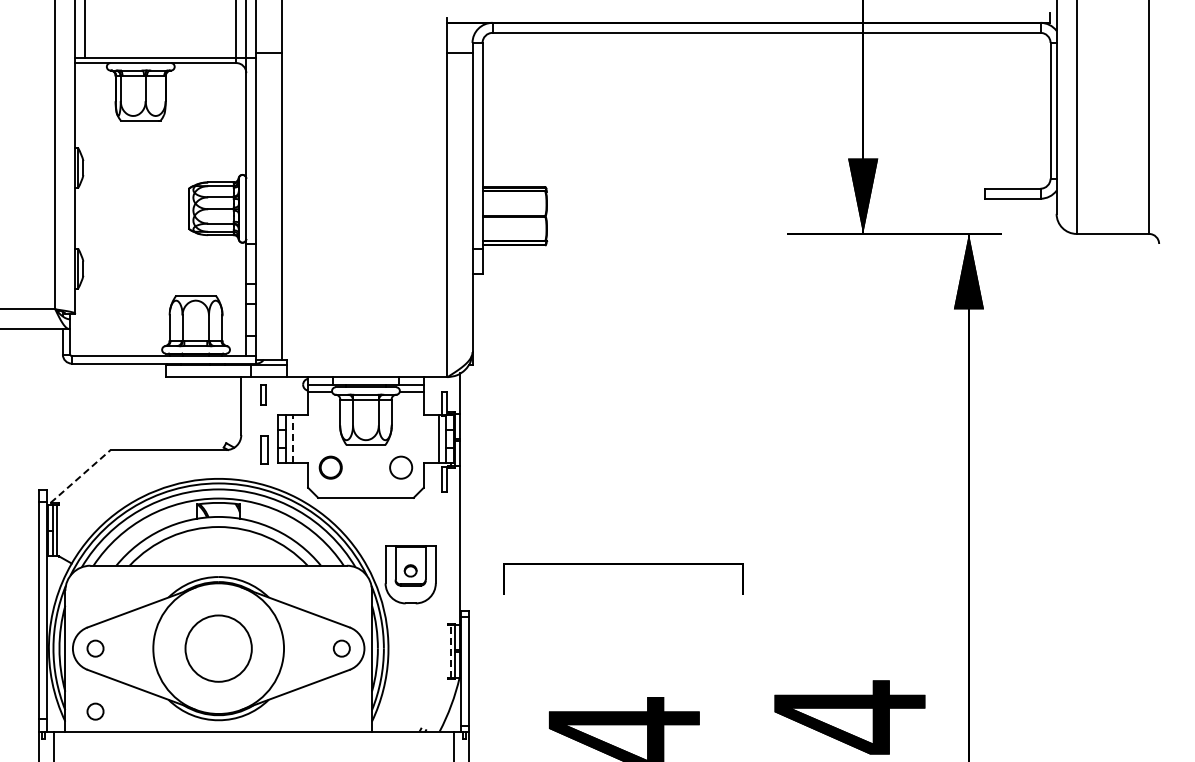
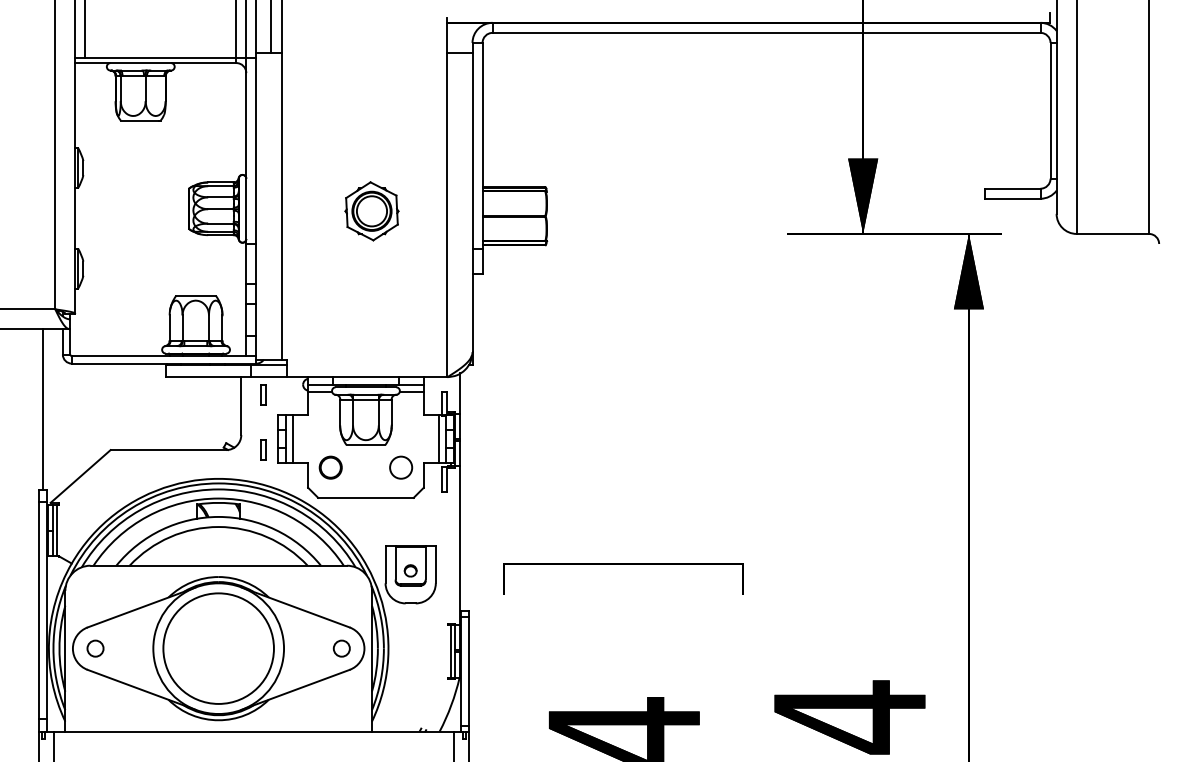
line: none -> present (271, 27)
part: none -> present (371, 211)
line: none -> present (42, 409)
line: dashed -> solid (293, 438)
part size: 9x30 px -> 7x22 px (263, 449)
line: dashed -> solid (80, 476)
circle diameter: 66 px -> 111 px (218, 648)
line: dashed -> solid (450, 650)
circle: present -> none (95, 711)
